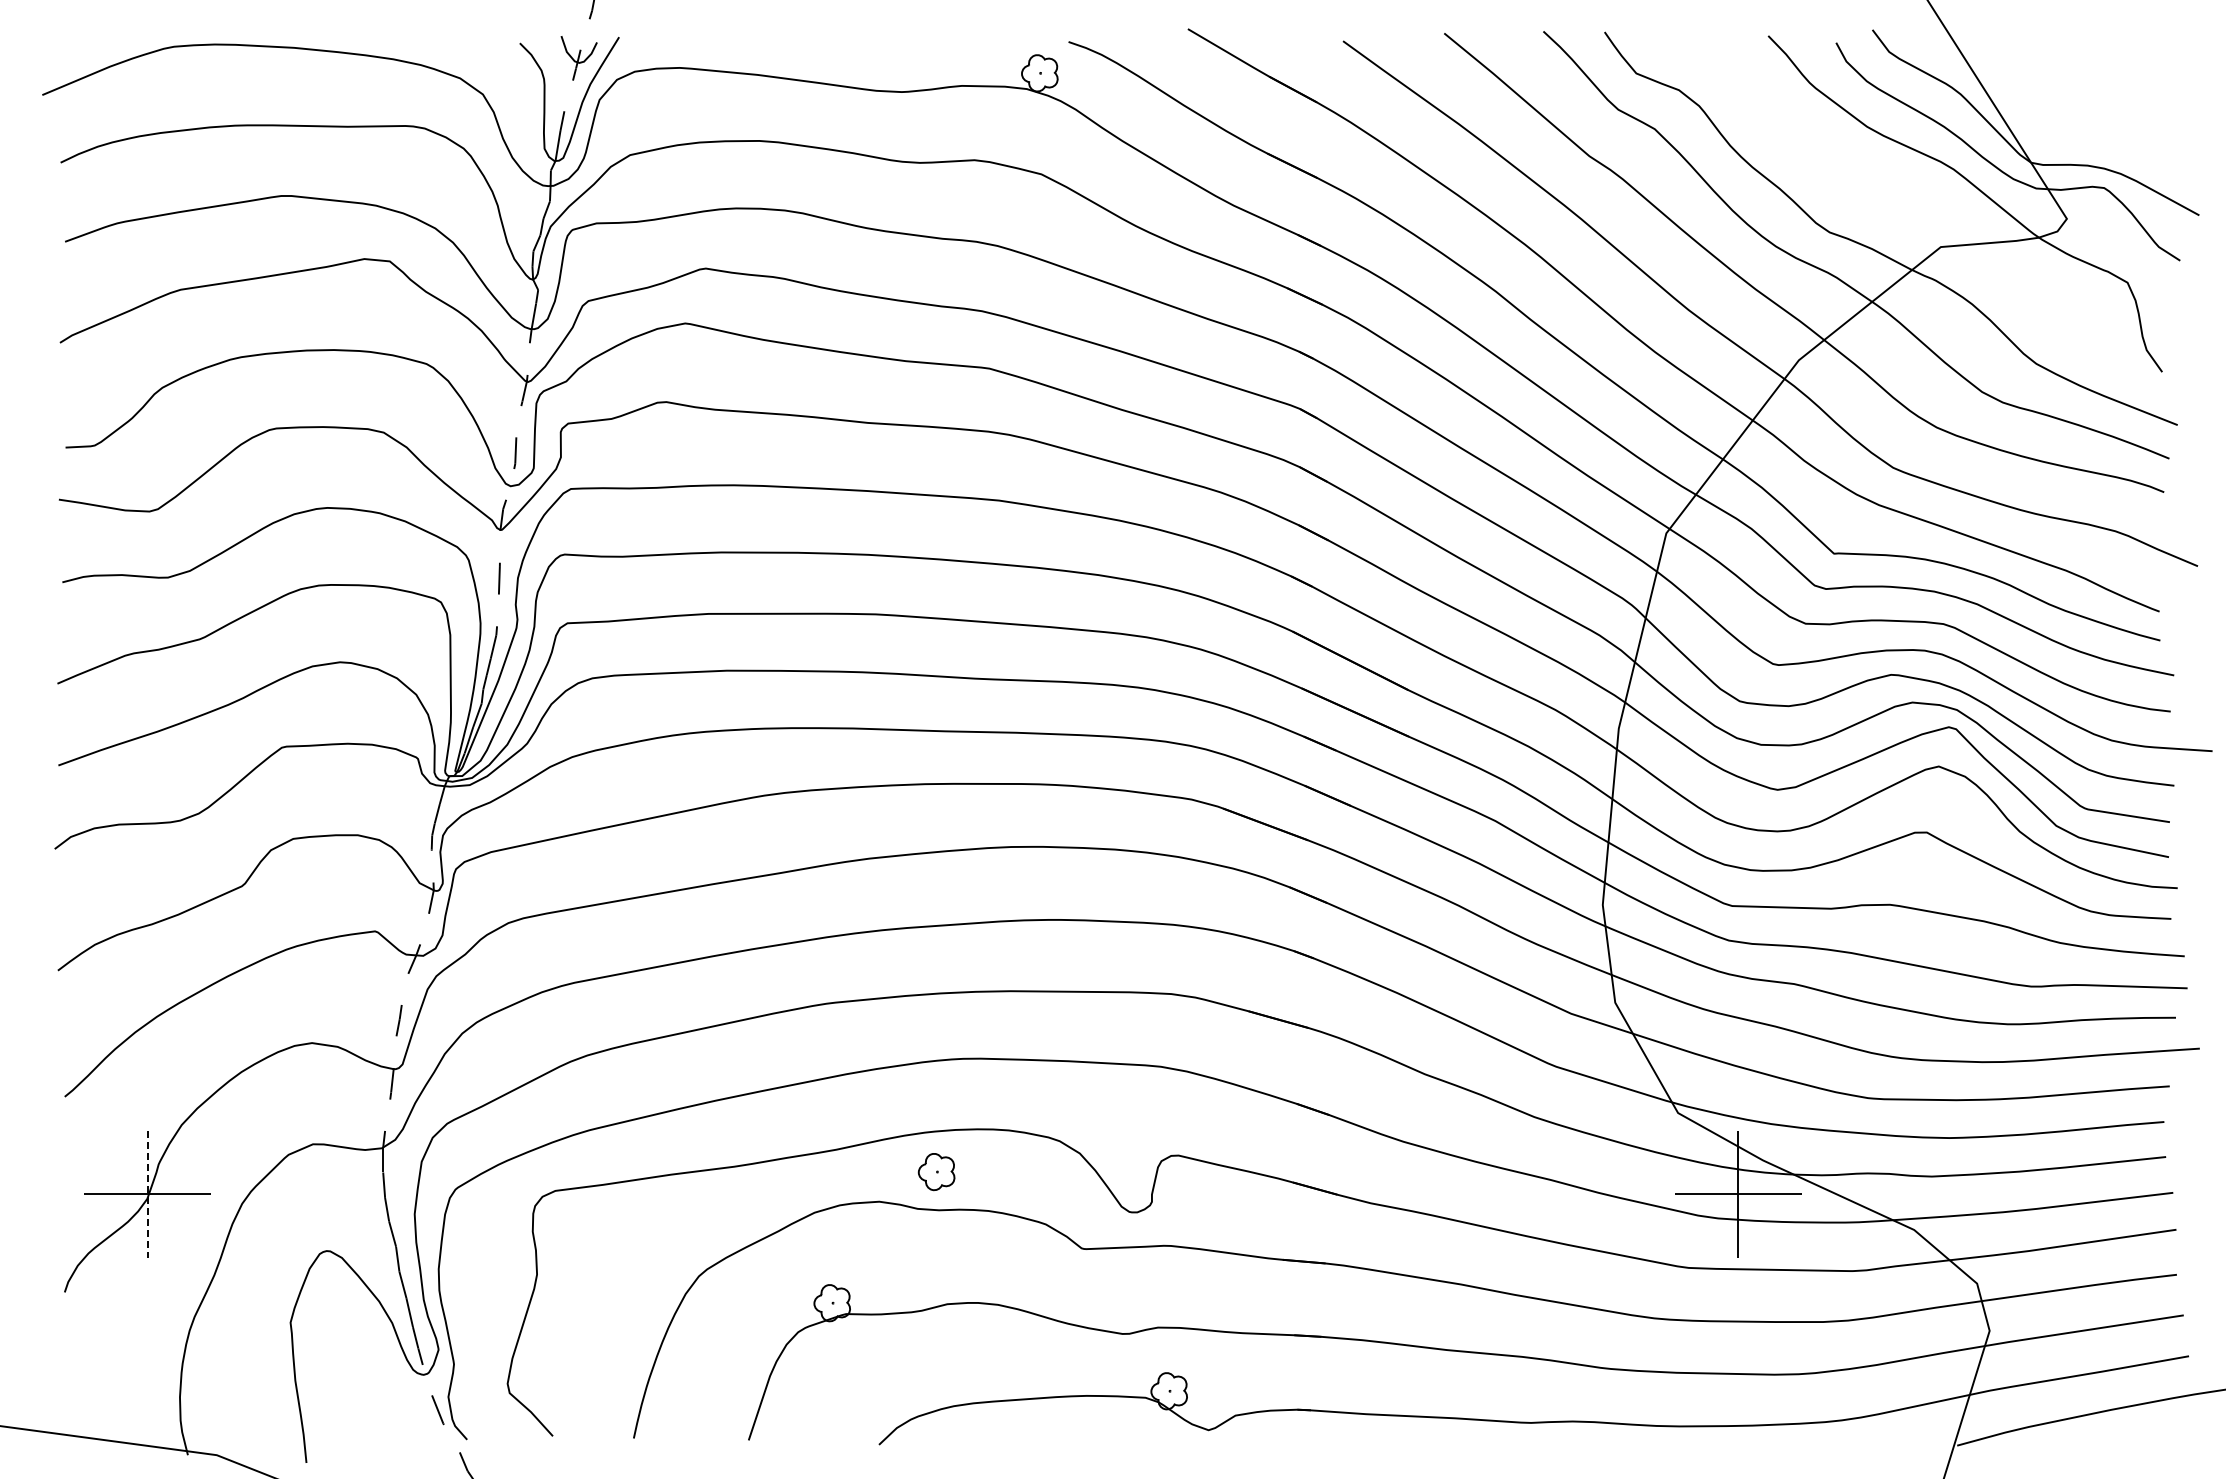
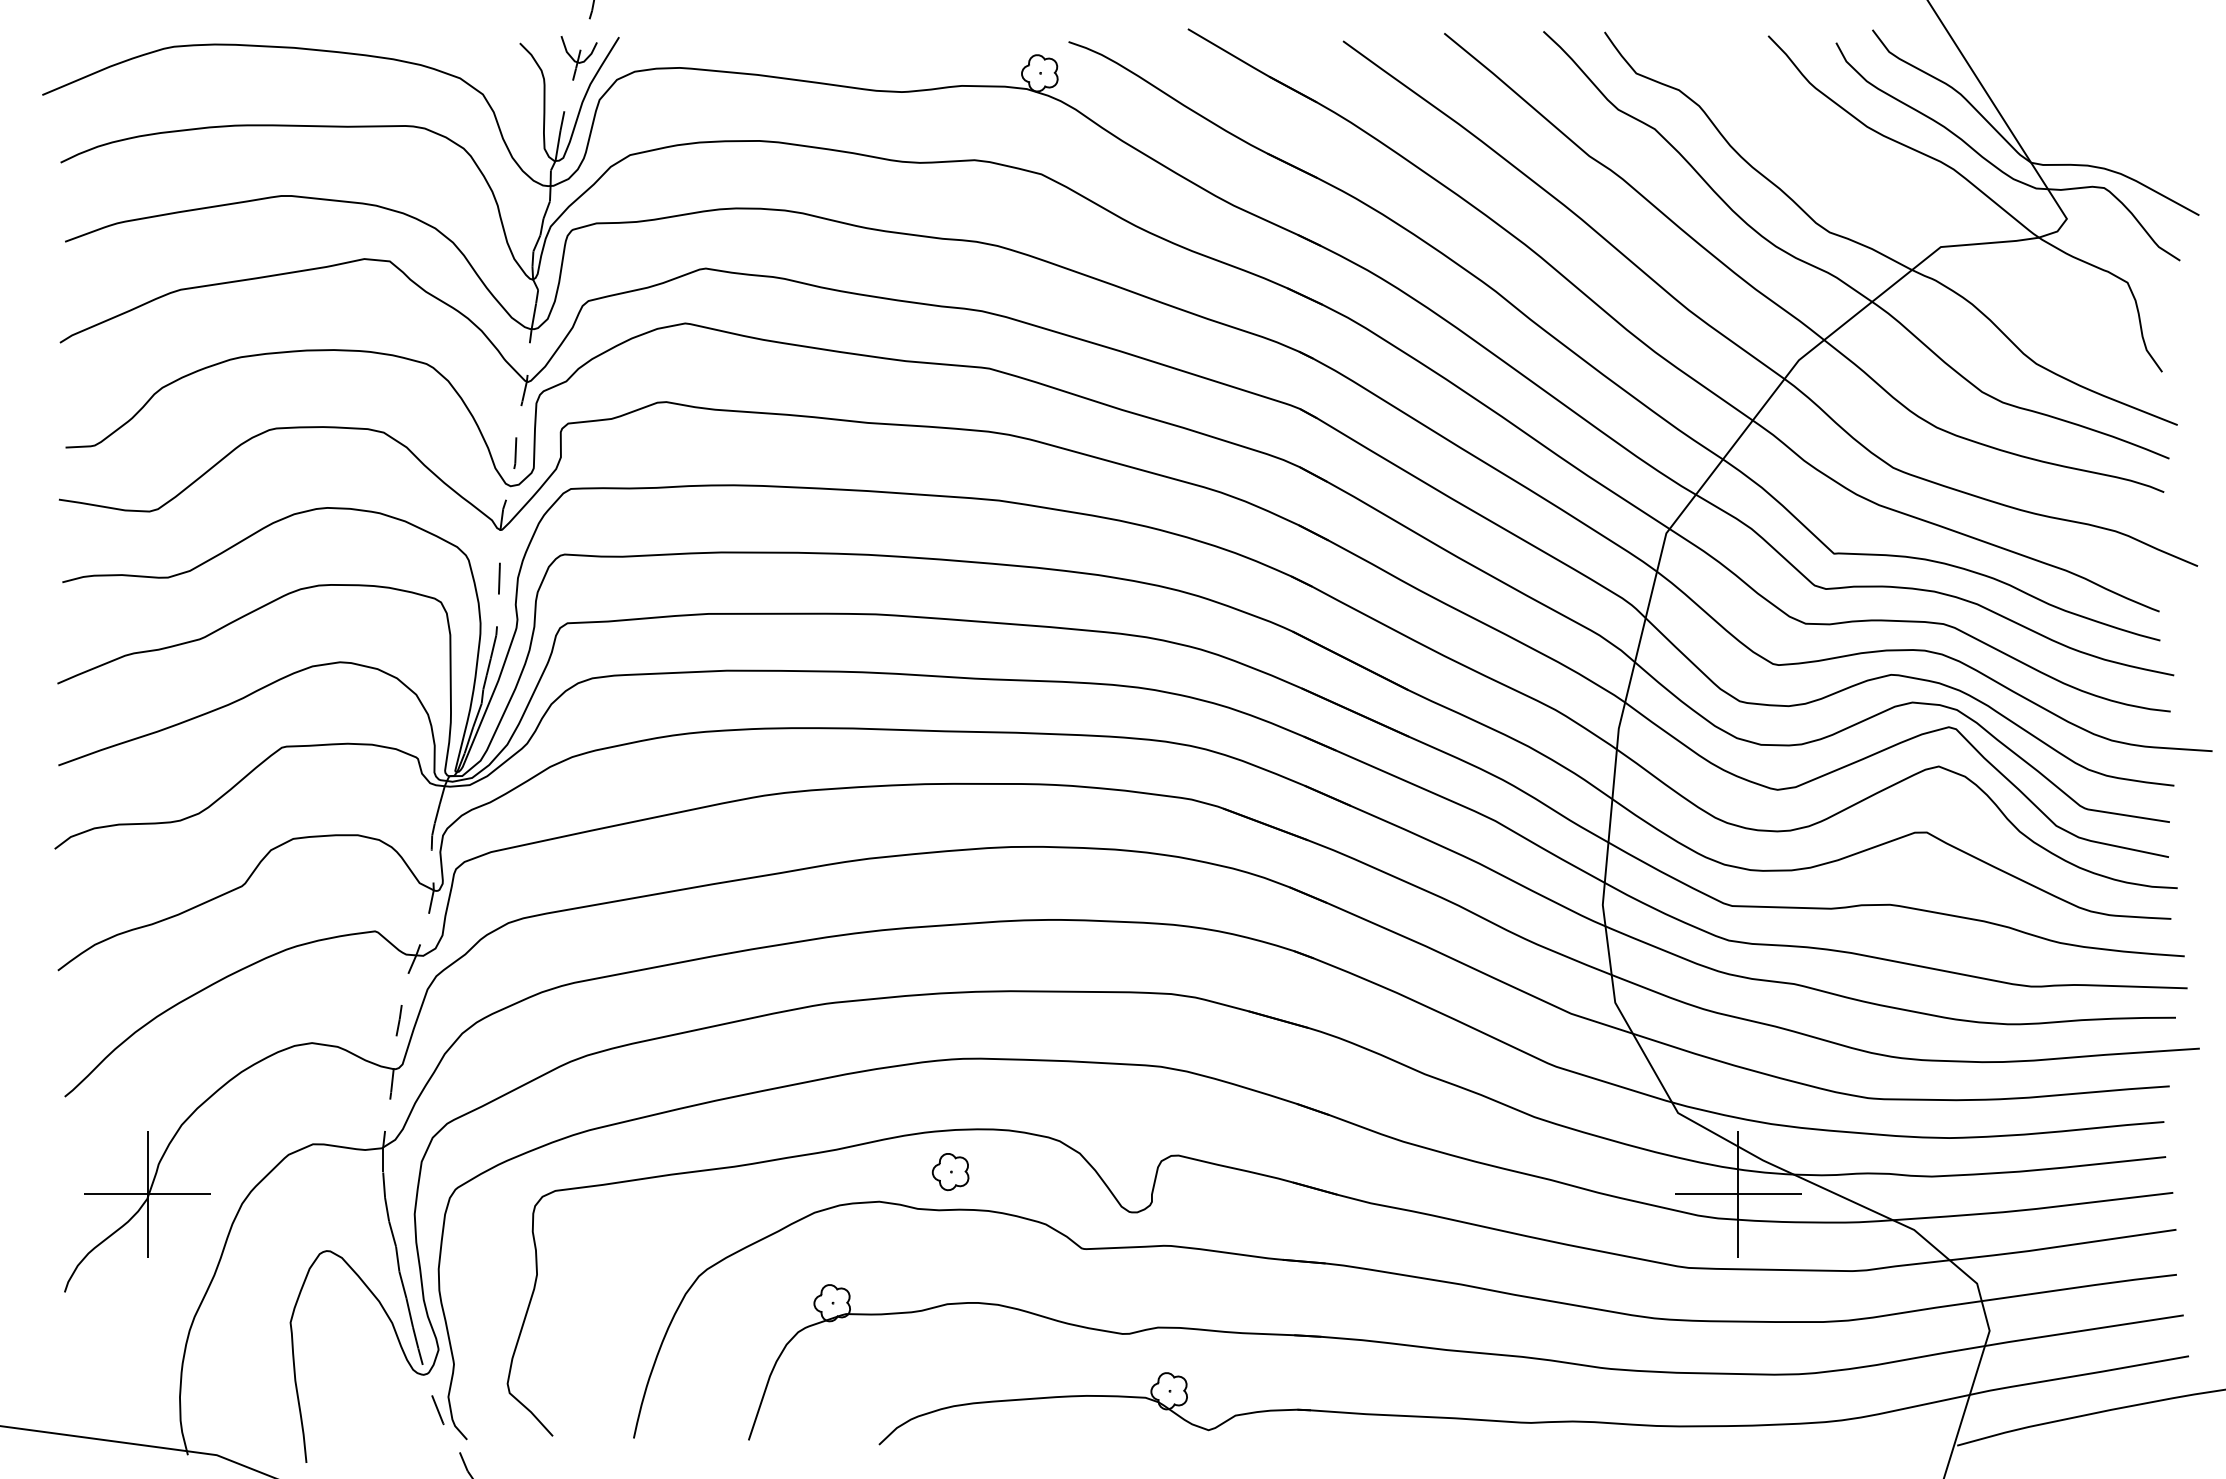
part position: (936, 1172) -> (950, 1172) (950, 1172)
line: dashed -> solid (147, 1194)
